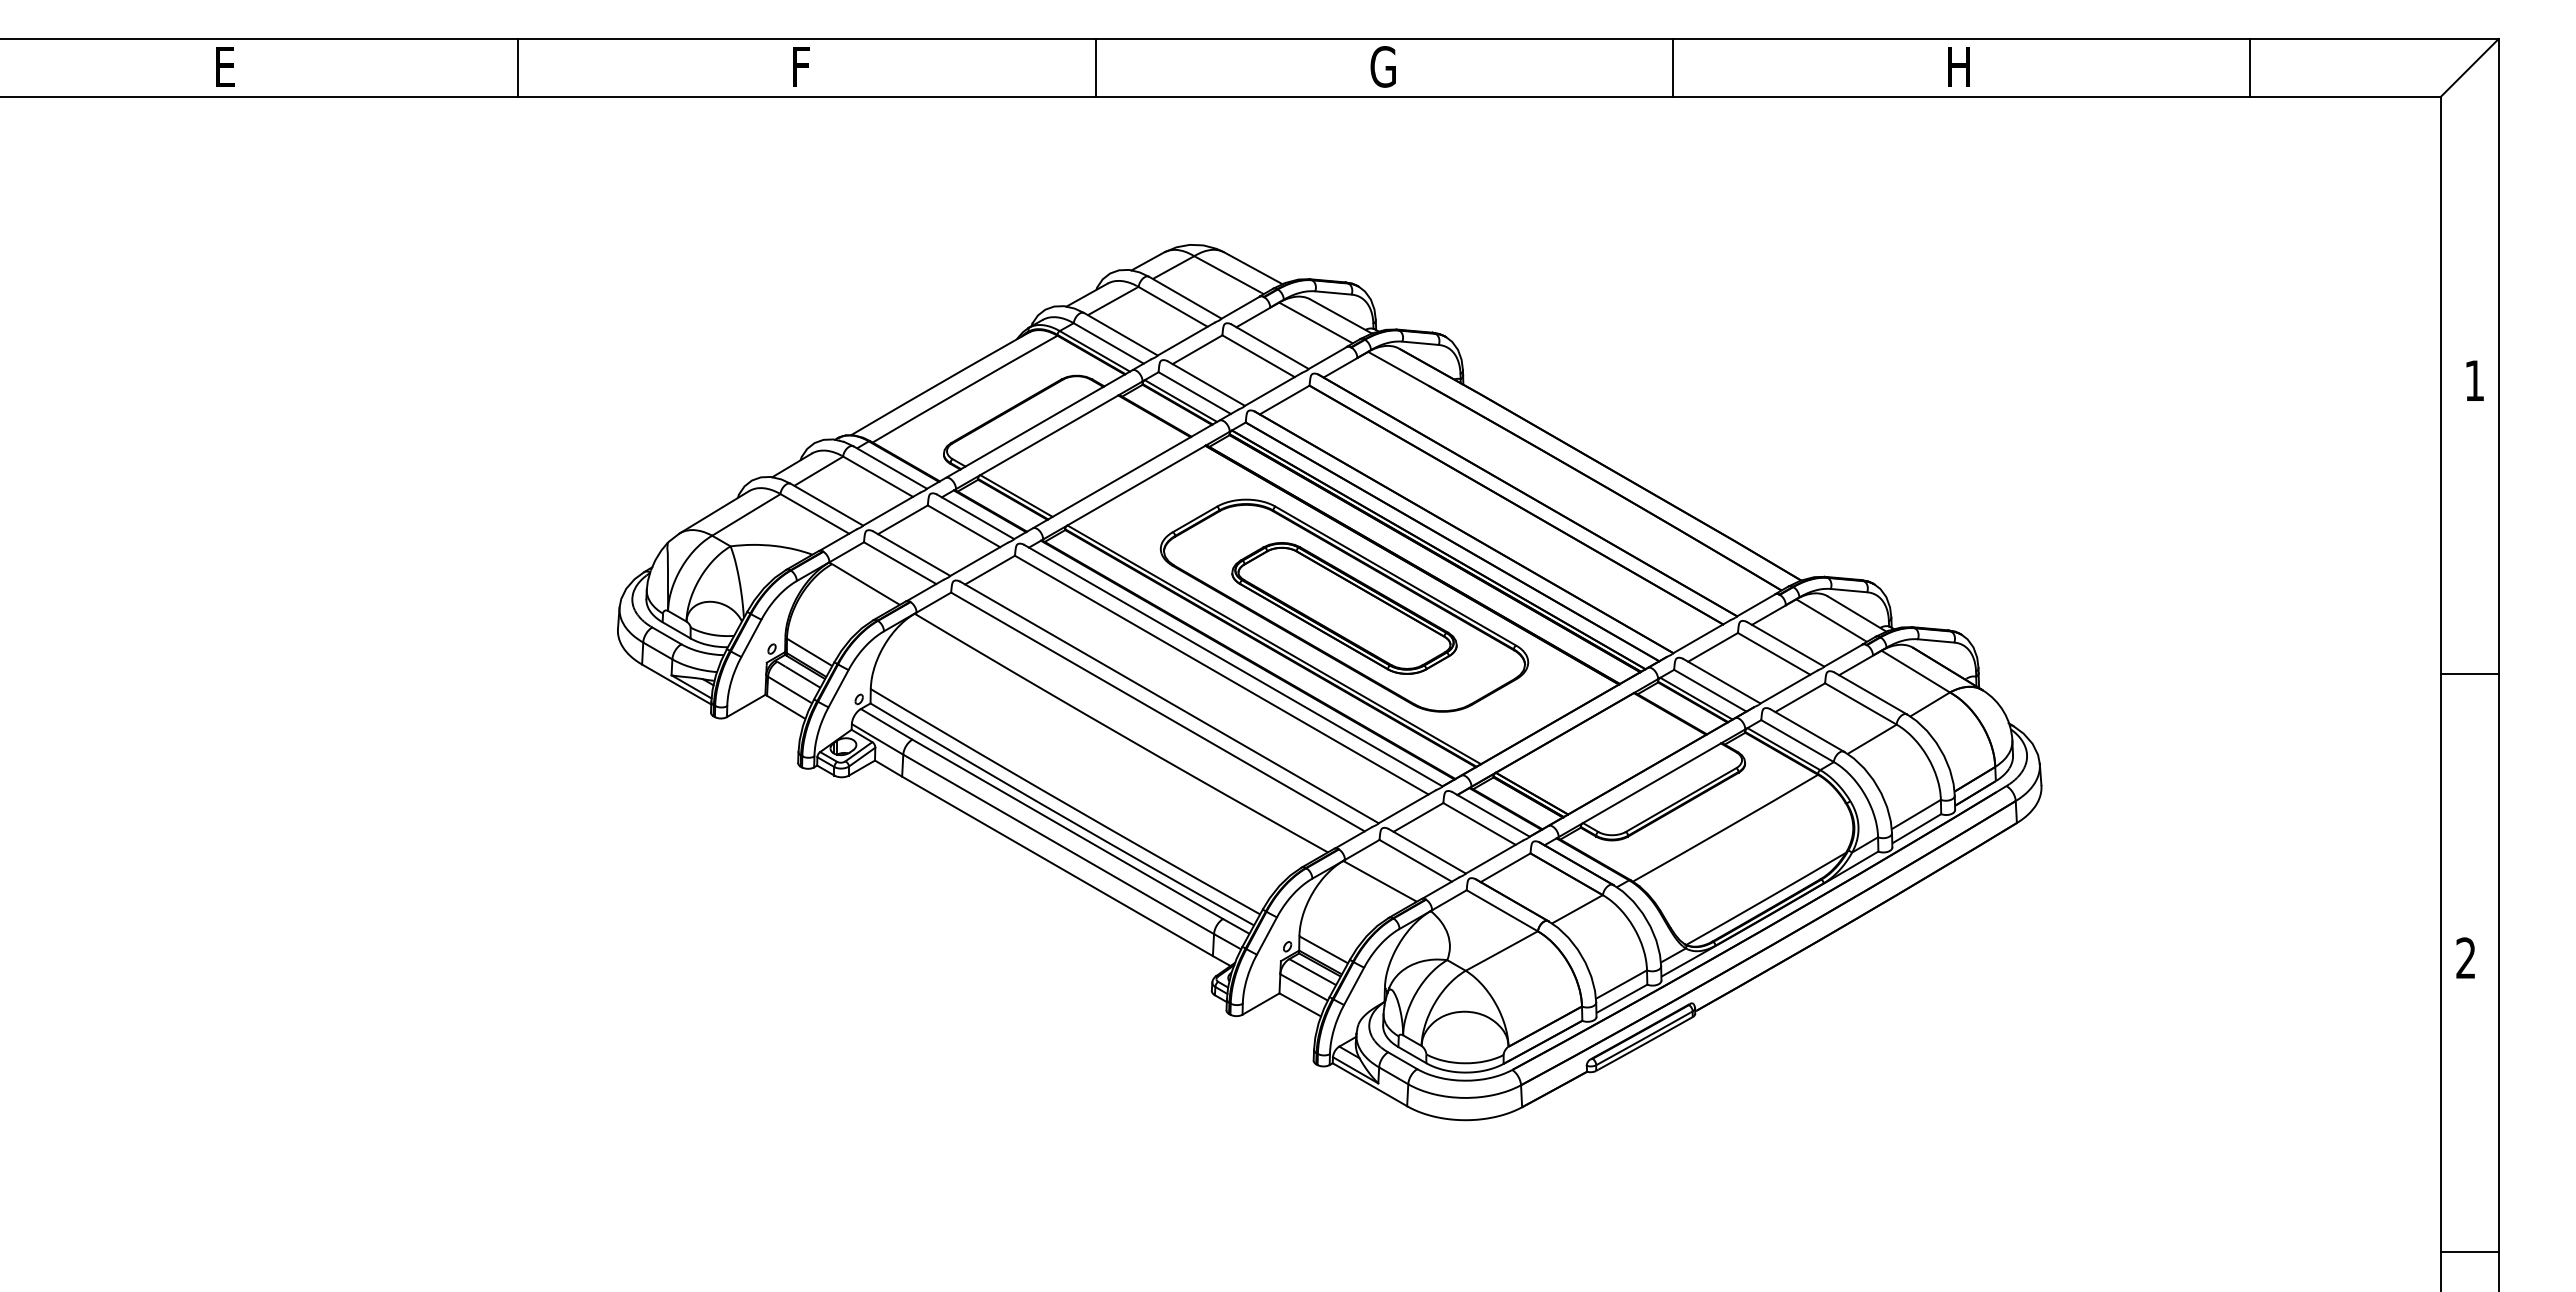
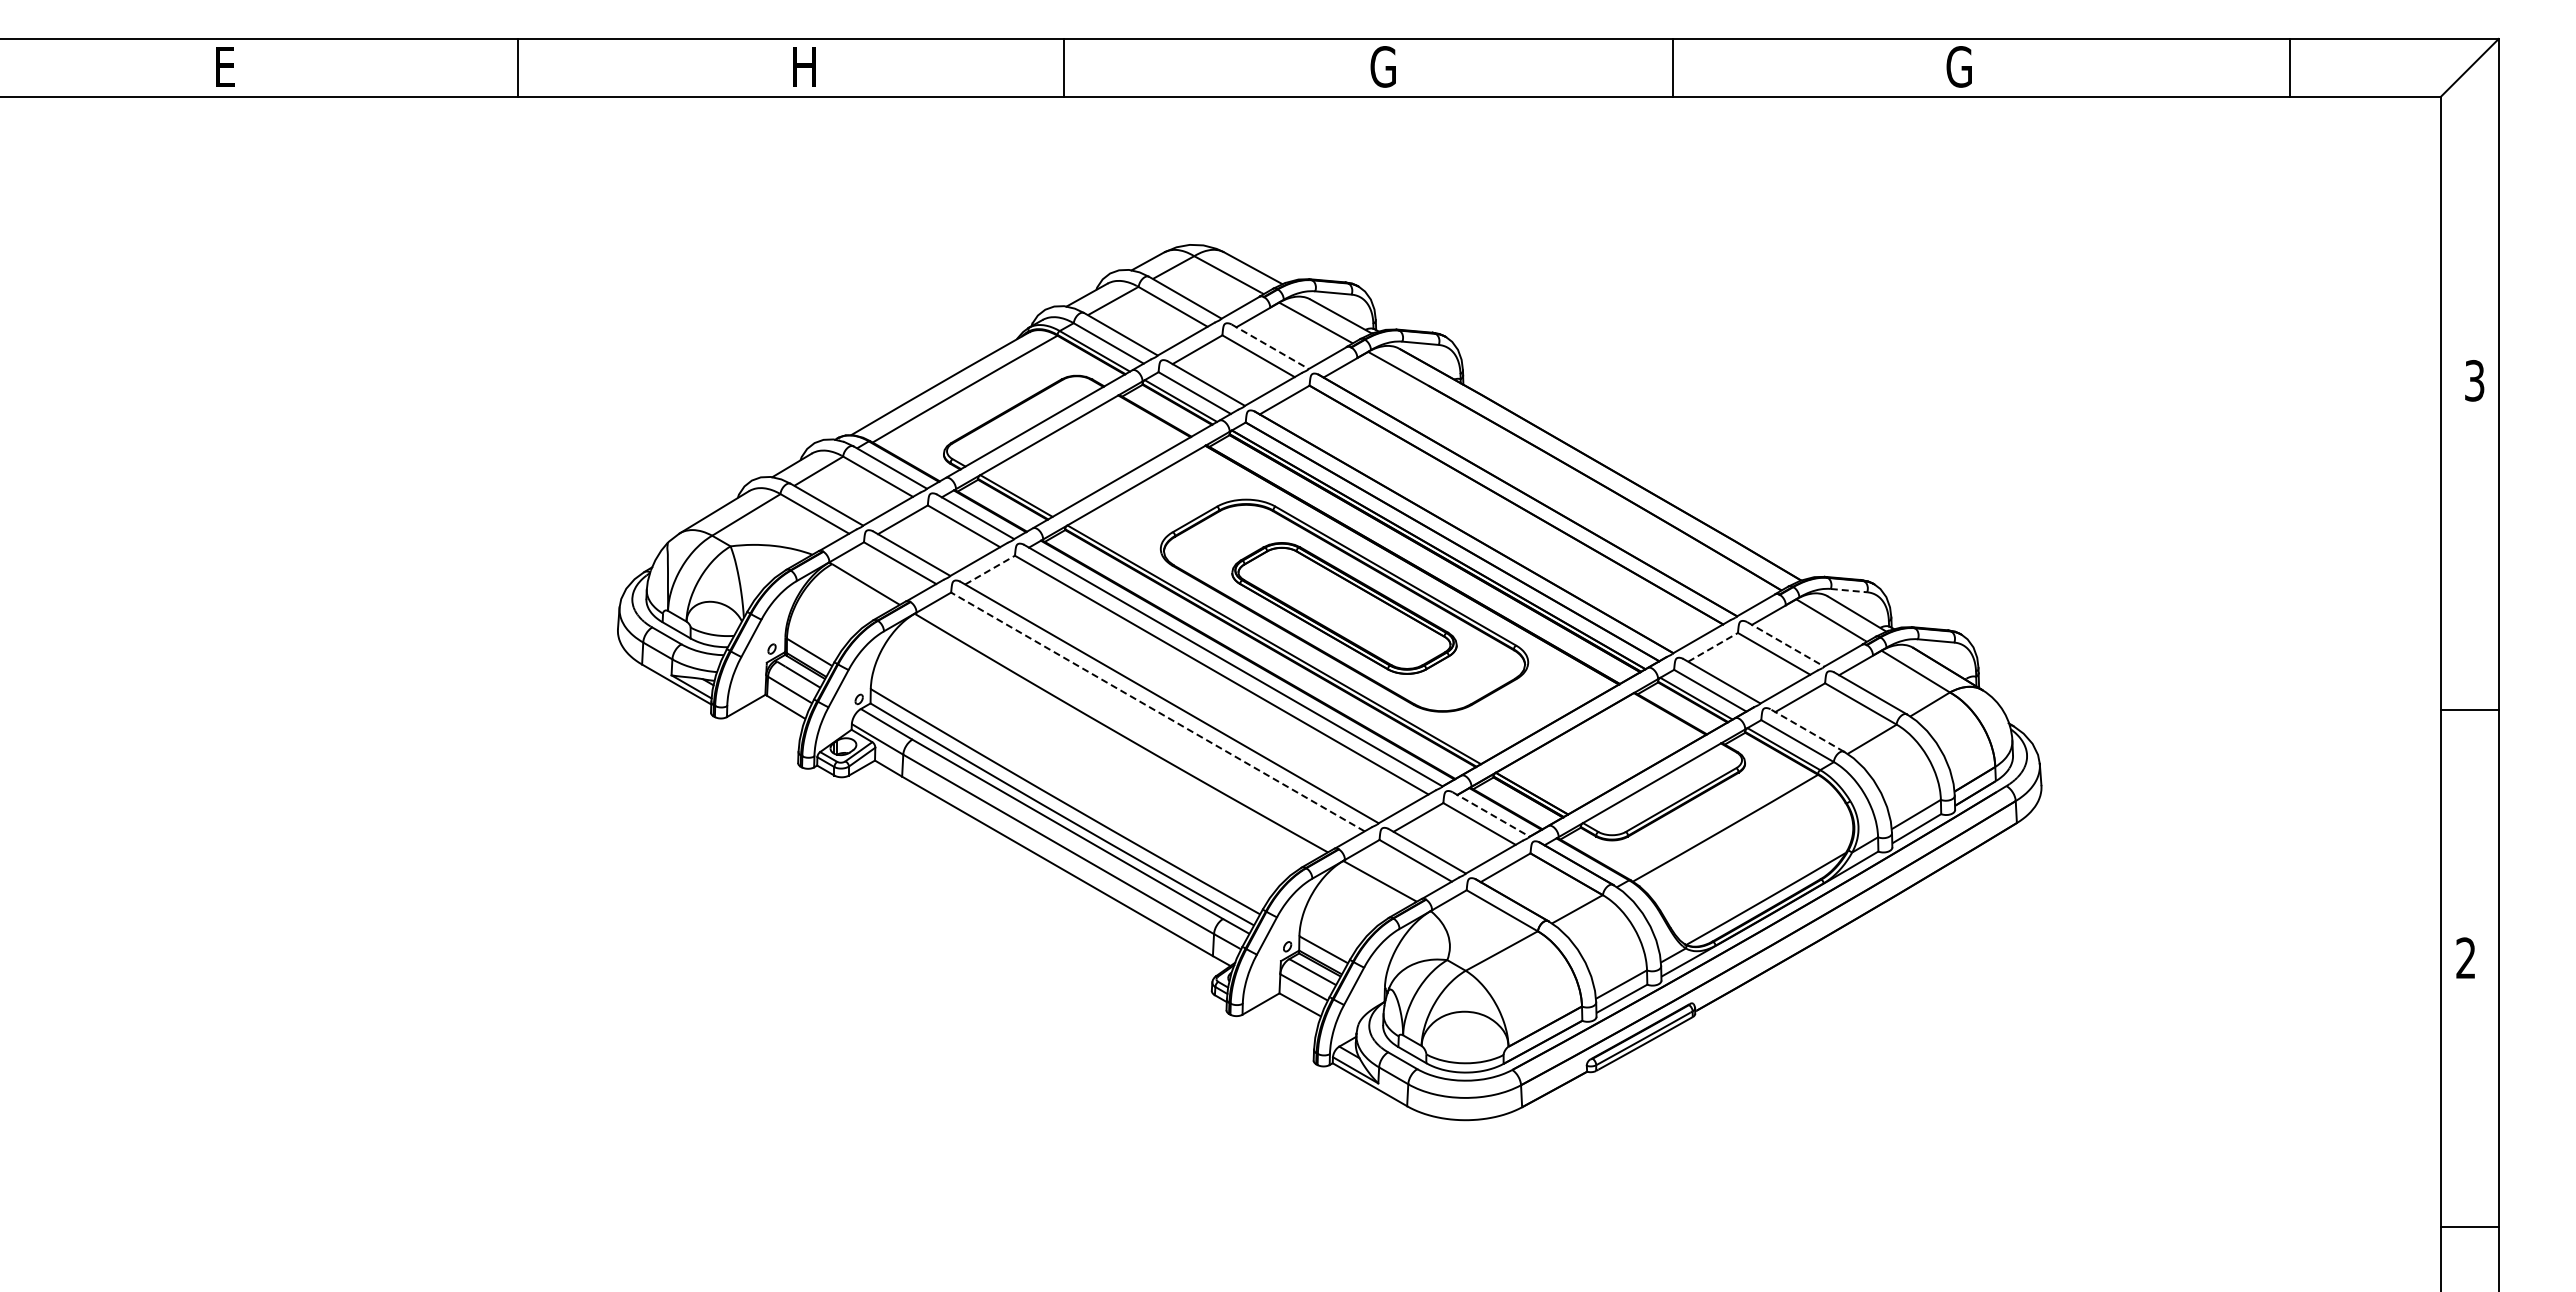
text: F -> H (806, 66)
text: H -> G (1958, 66)
line position: (1095, 67) -> (1063, 67) (1063, 67)
line position: (2250, 67) -> (2290, 67) (2290, 67)
line: solid -> dashed (1270, 346)
text: 1 -> 3 (2474, 380)
line: solid -> dashed (990, 570)
line: solid -> dashed (1849, 590)
line: solid -> dashed (1786, 644)
line: solid -> dashed (1713, 647)
line position: (2469, 674) -> (2469, 710) (2469, 710)
line: solid -> dashed (1157, 711)
line: solid -> dashed (1807, 730)
line: solid -> dashed (1491, 814)
line position: (2469, 1251) -> (2469, 1226) (2469, 1226)
